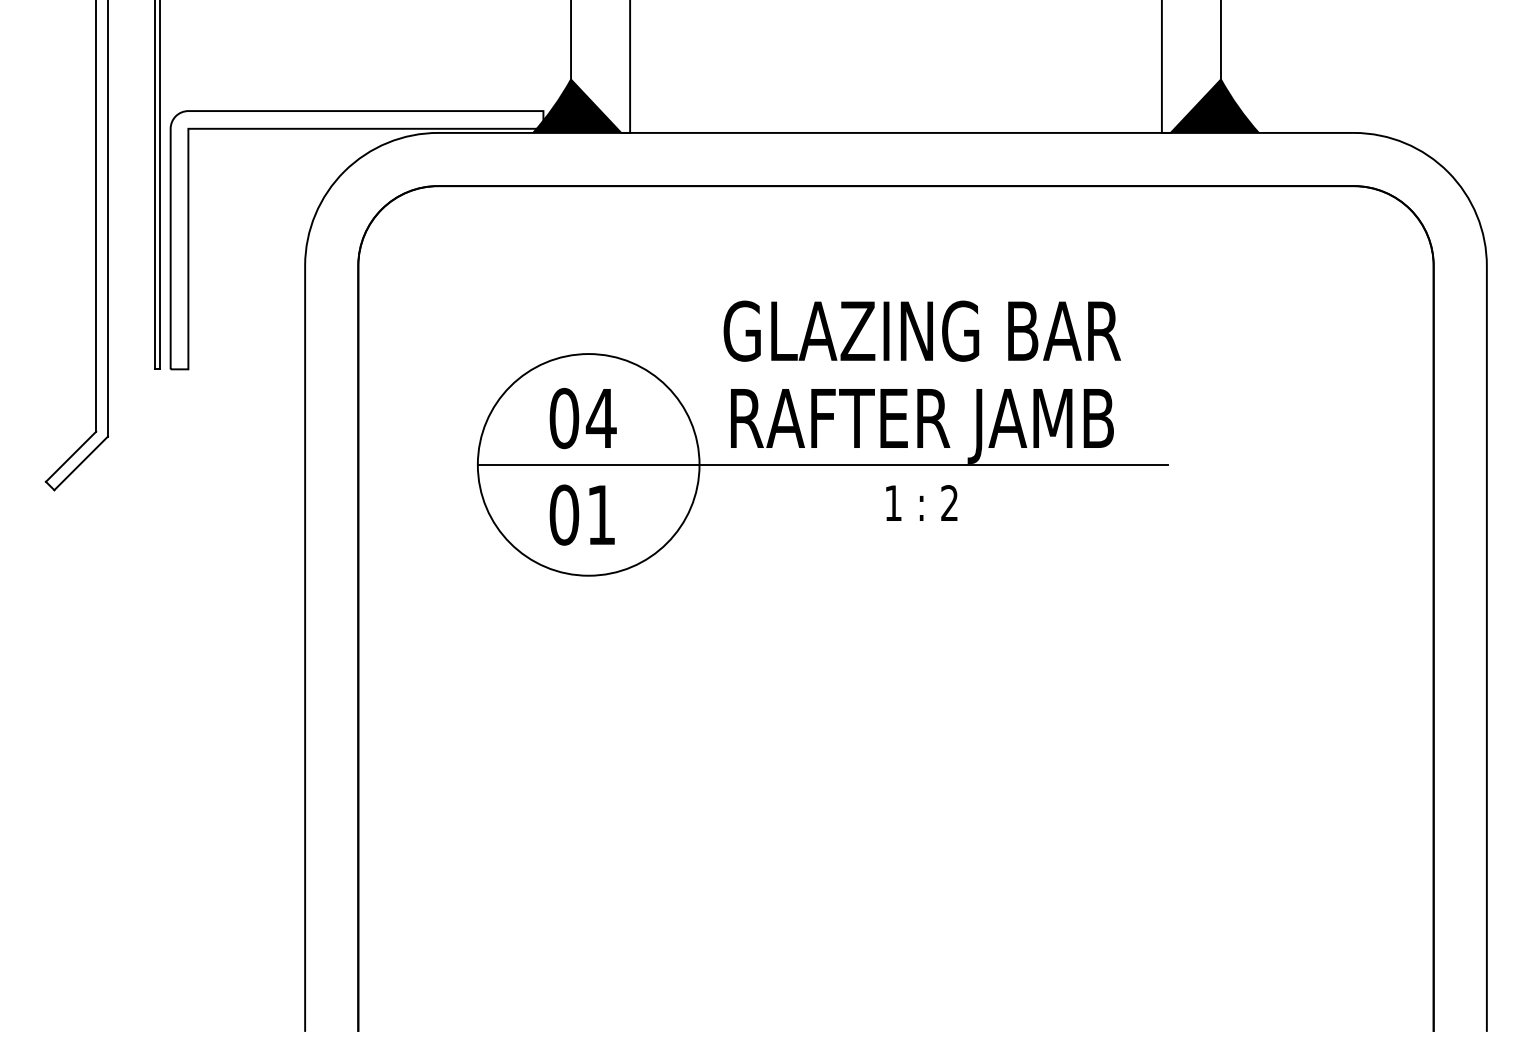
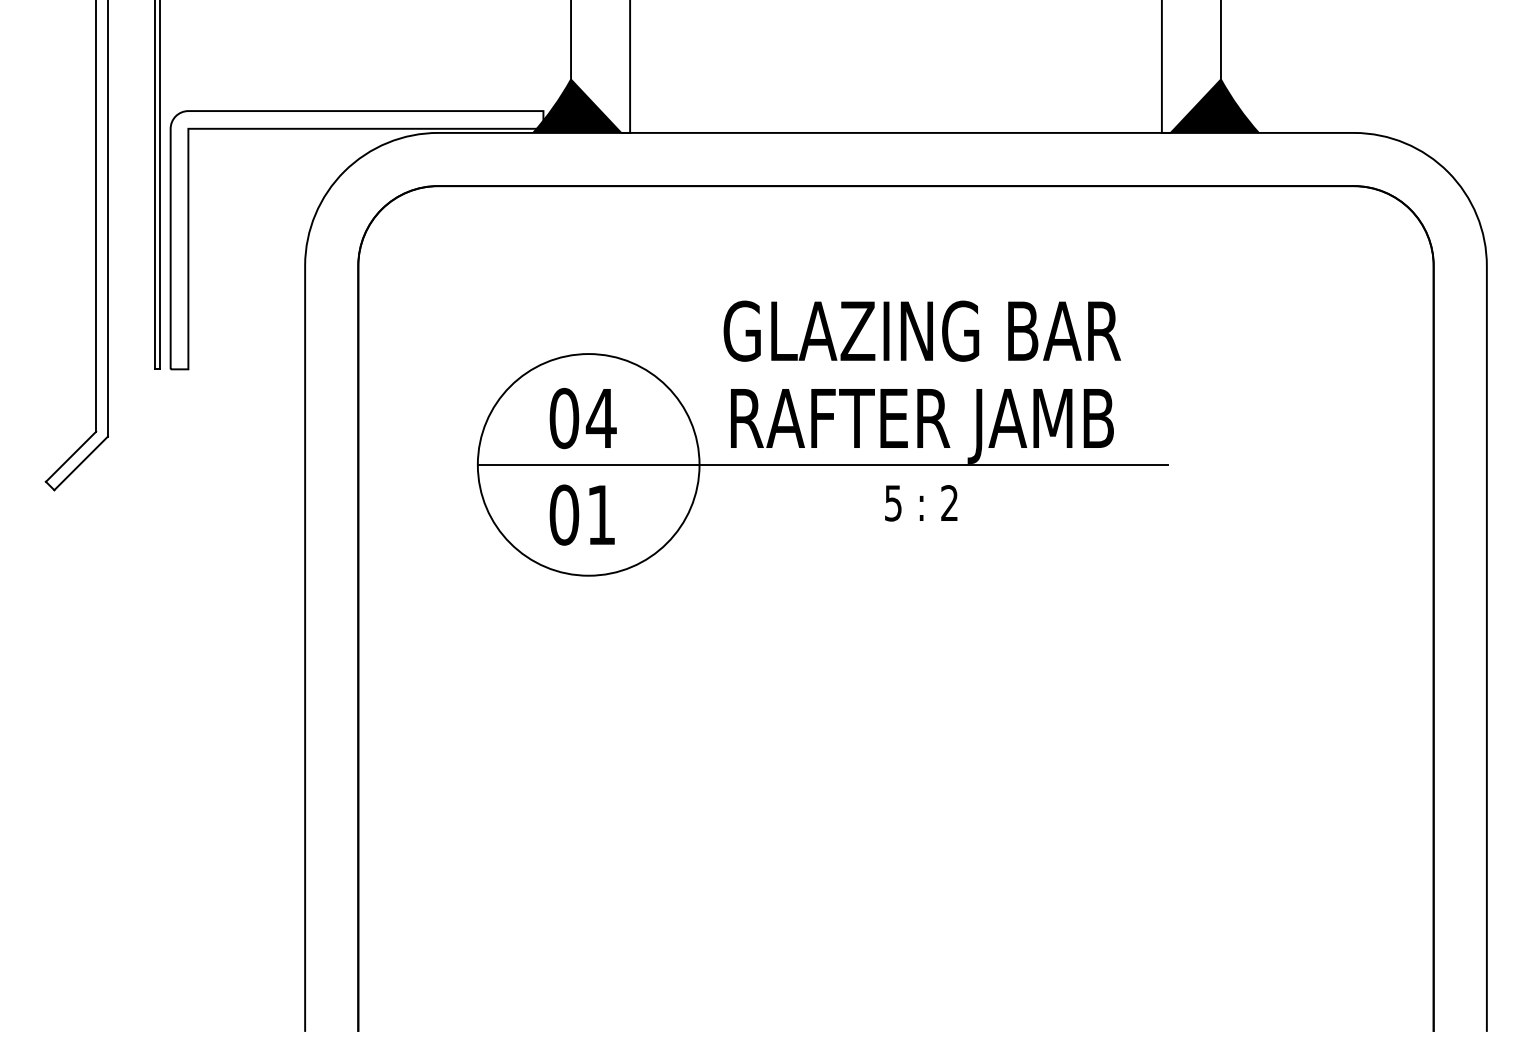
text: 1 -> 5 (893, 503)
